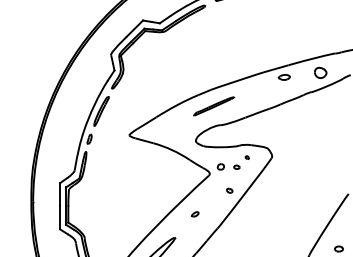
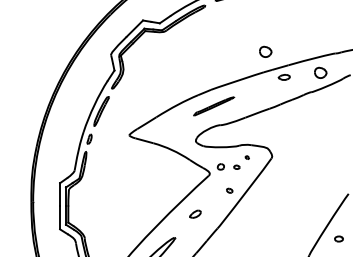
part: none -> present (265, 51)
part size: 10x7 px -> 13x10 px (195, 213)
part position: (338, 248) -> (338, 238) (338, 238)
